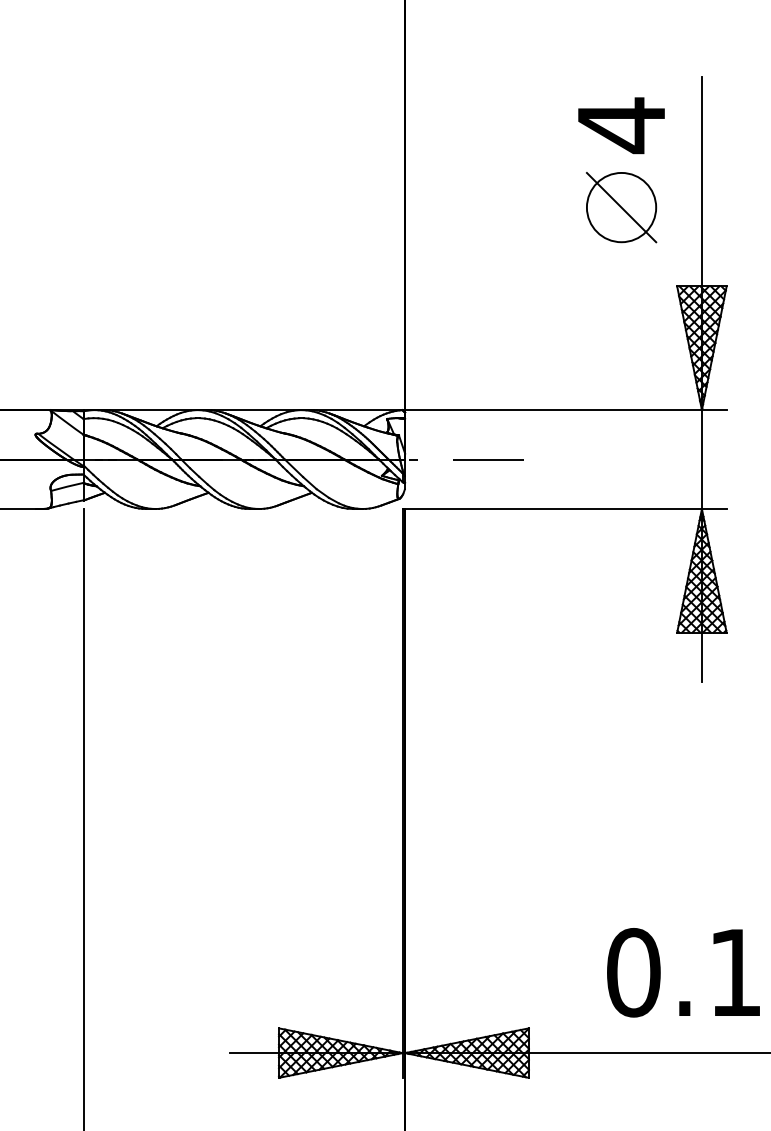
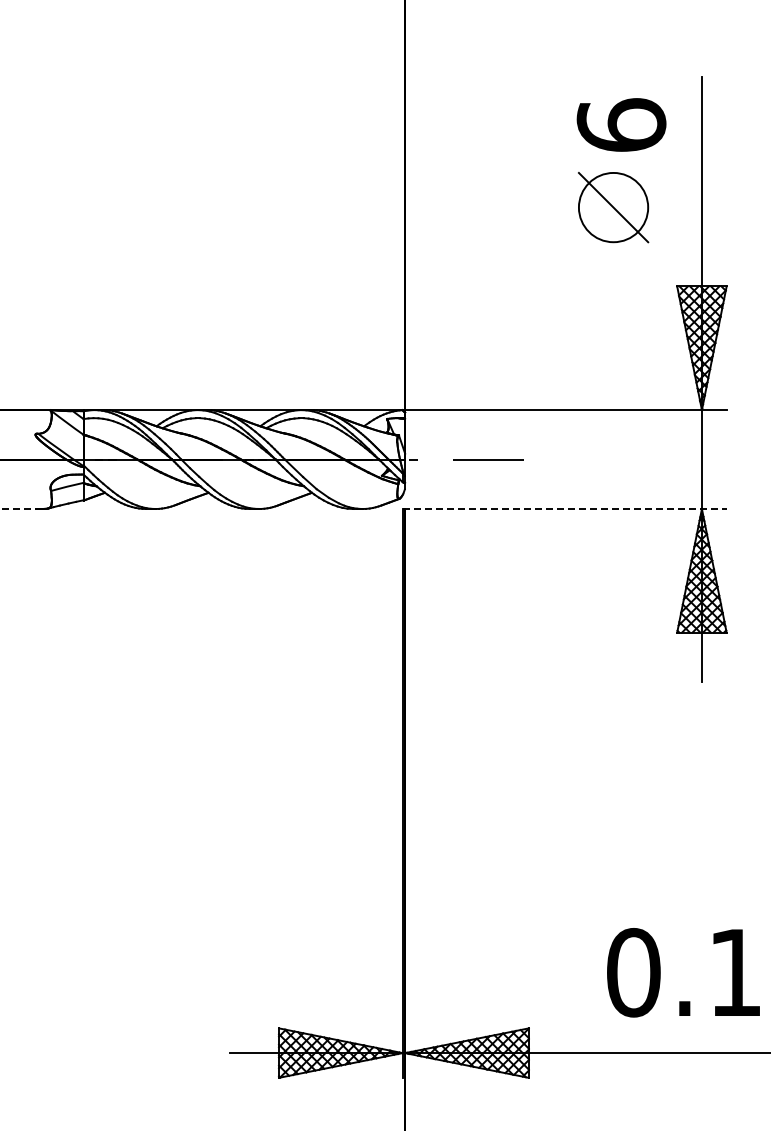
text: 4 -> 6 (621, 125)
part position: (621, 207) -> (613, 207) (613, 207)
line: solid -> dashed (18, 509)
line: solid -> dashed (564, 509)
line: present -> none (83, 818)
